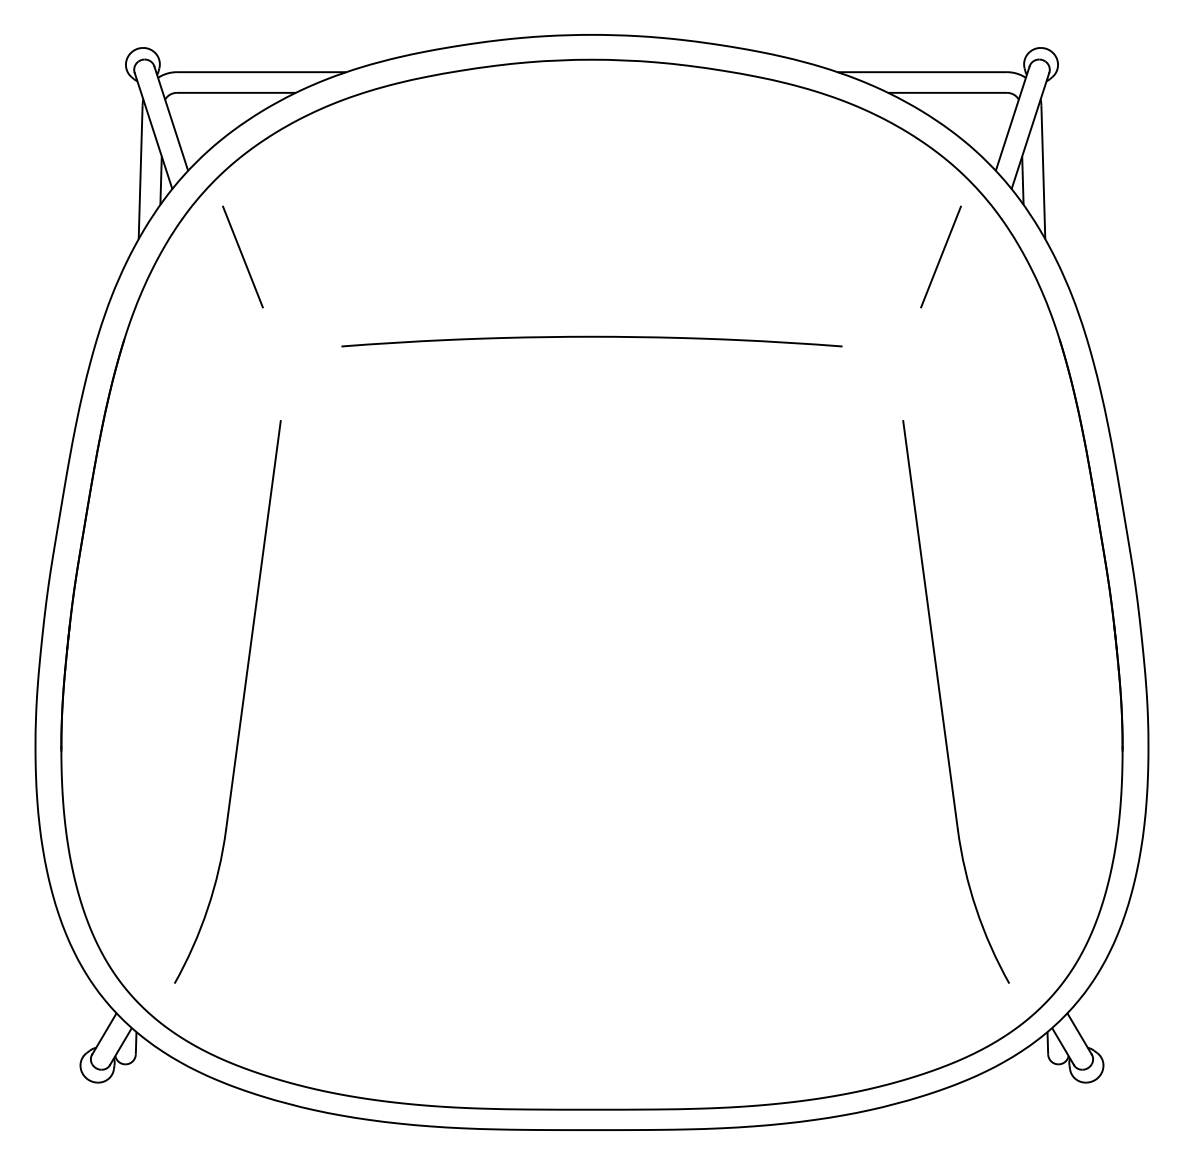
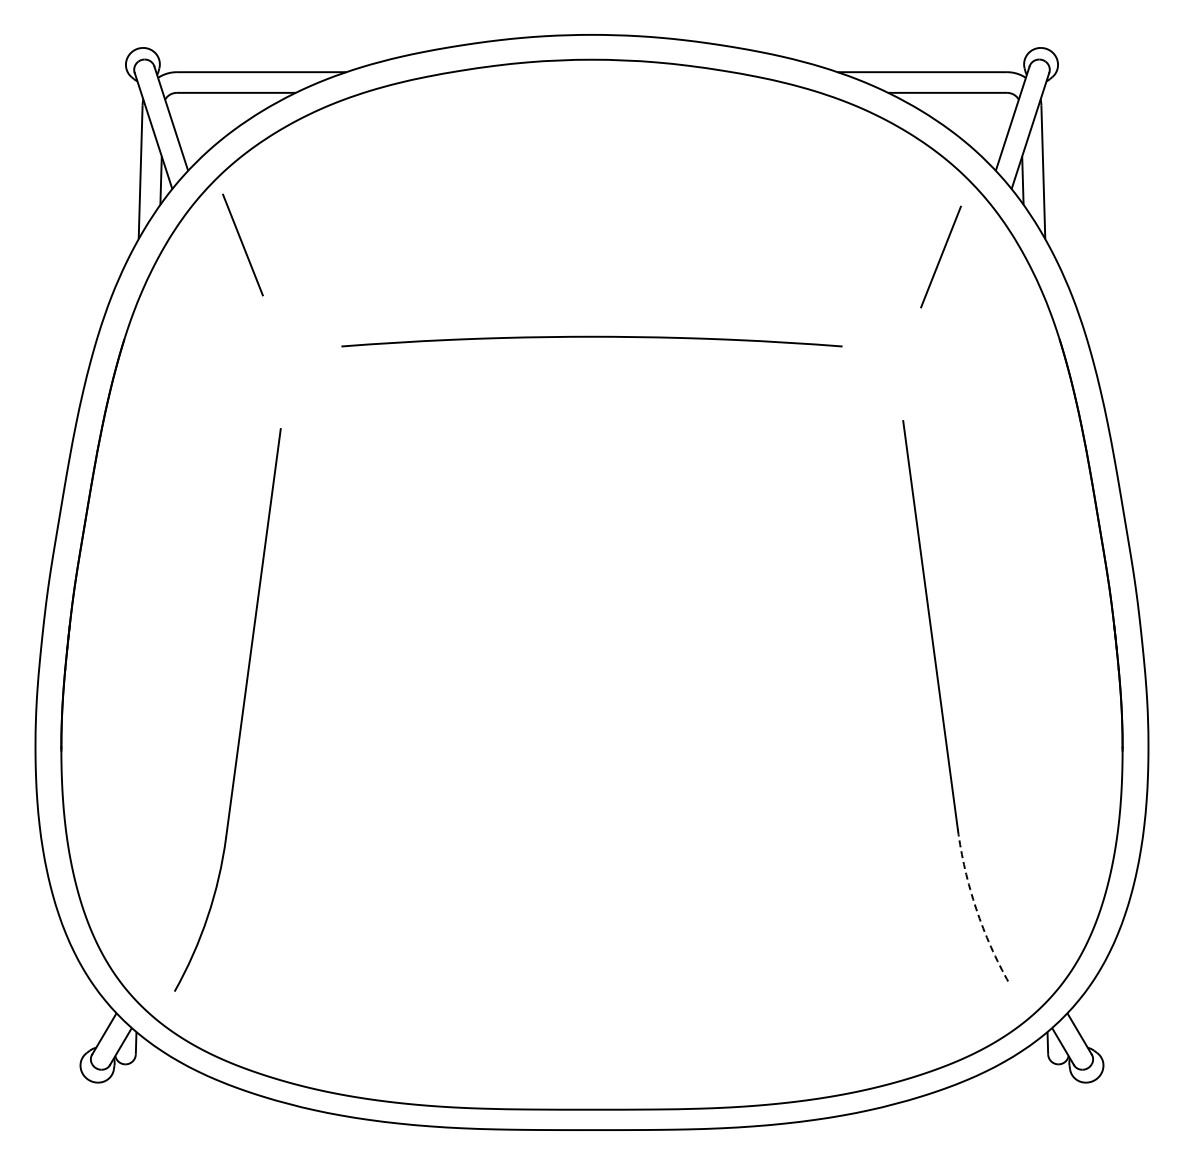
line position: (242, 256) -> (242, 244) (242, 244)
part position: (241, 705) -> (241, 713) (241, 713)
arc: solid -> dashed (976, 909)
